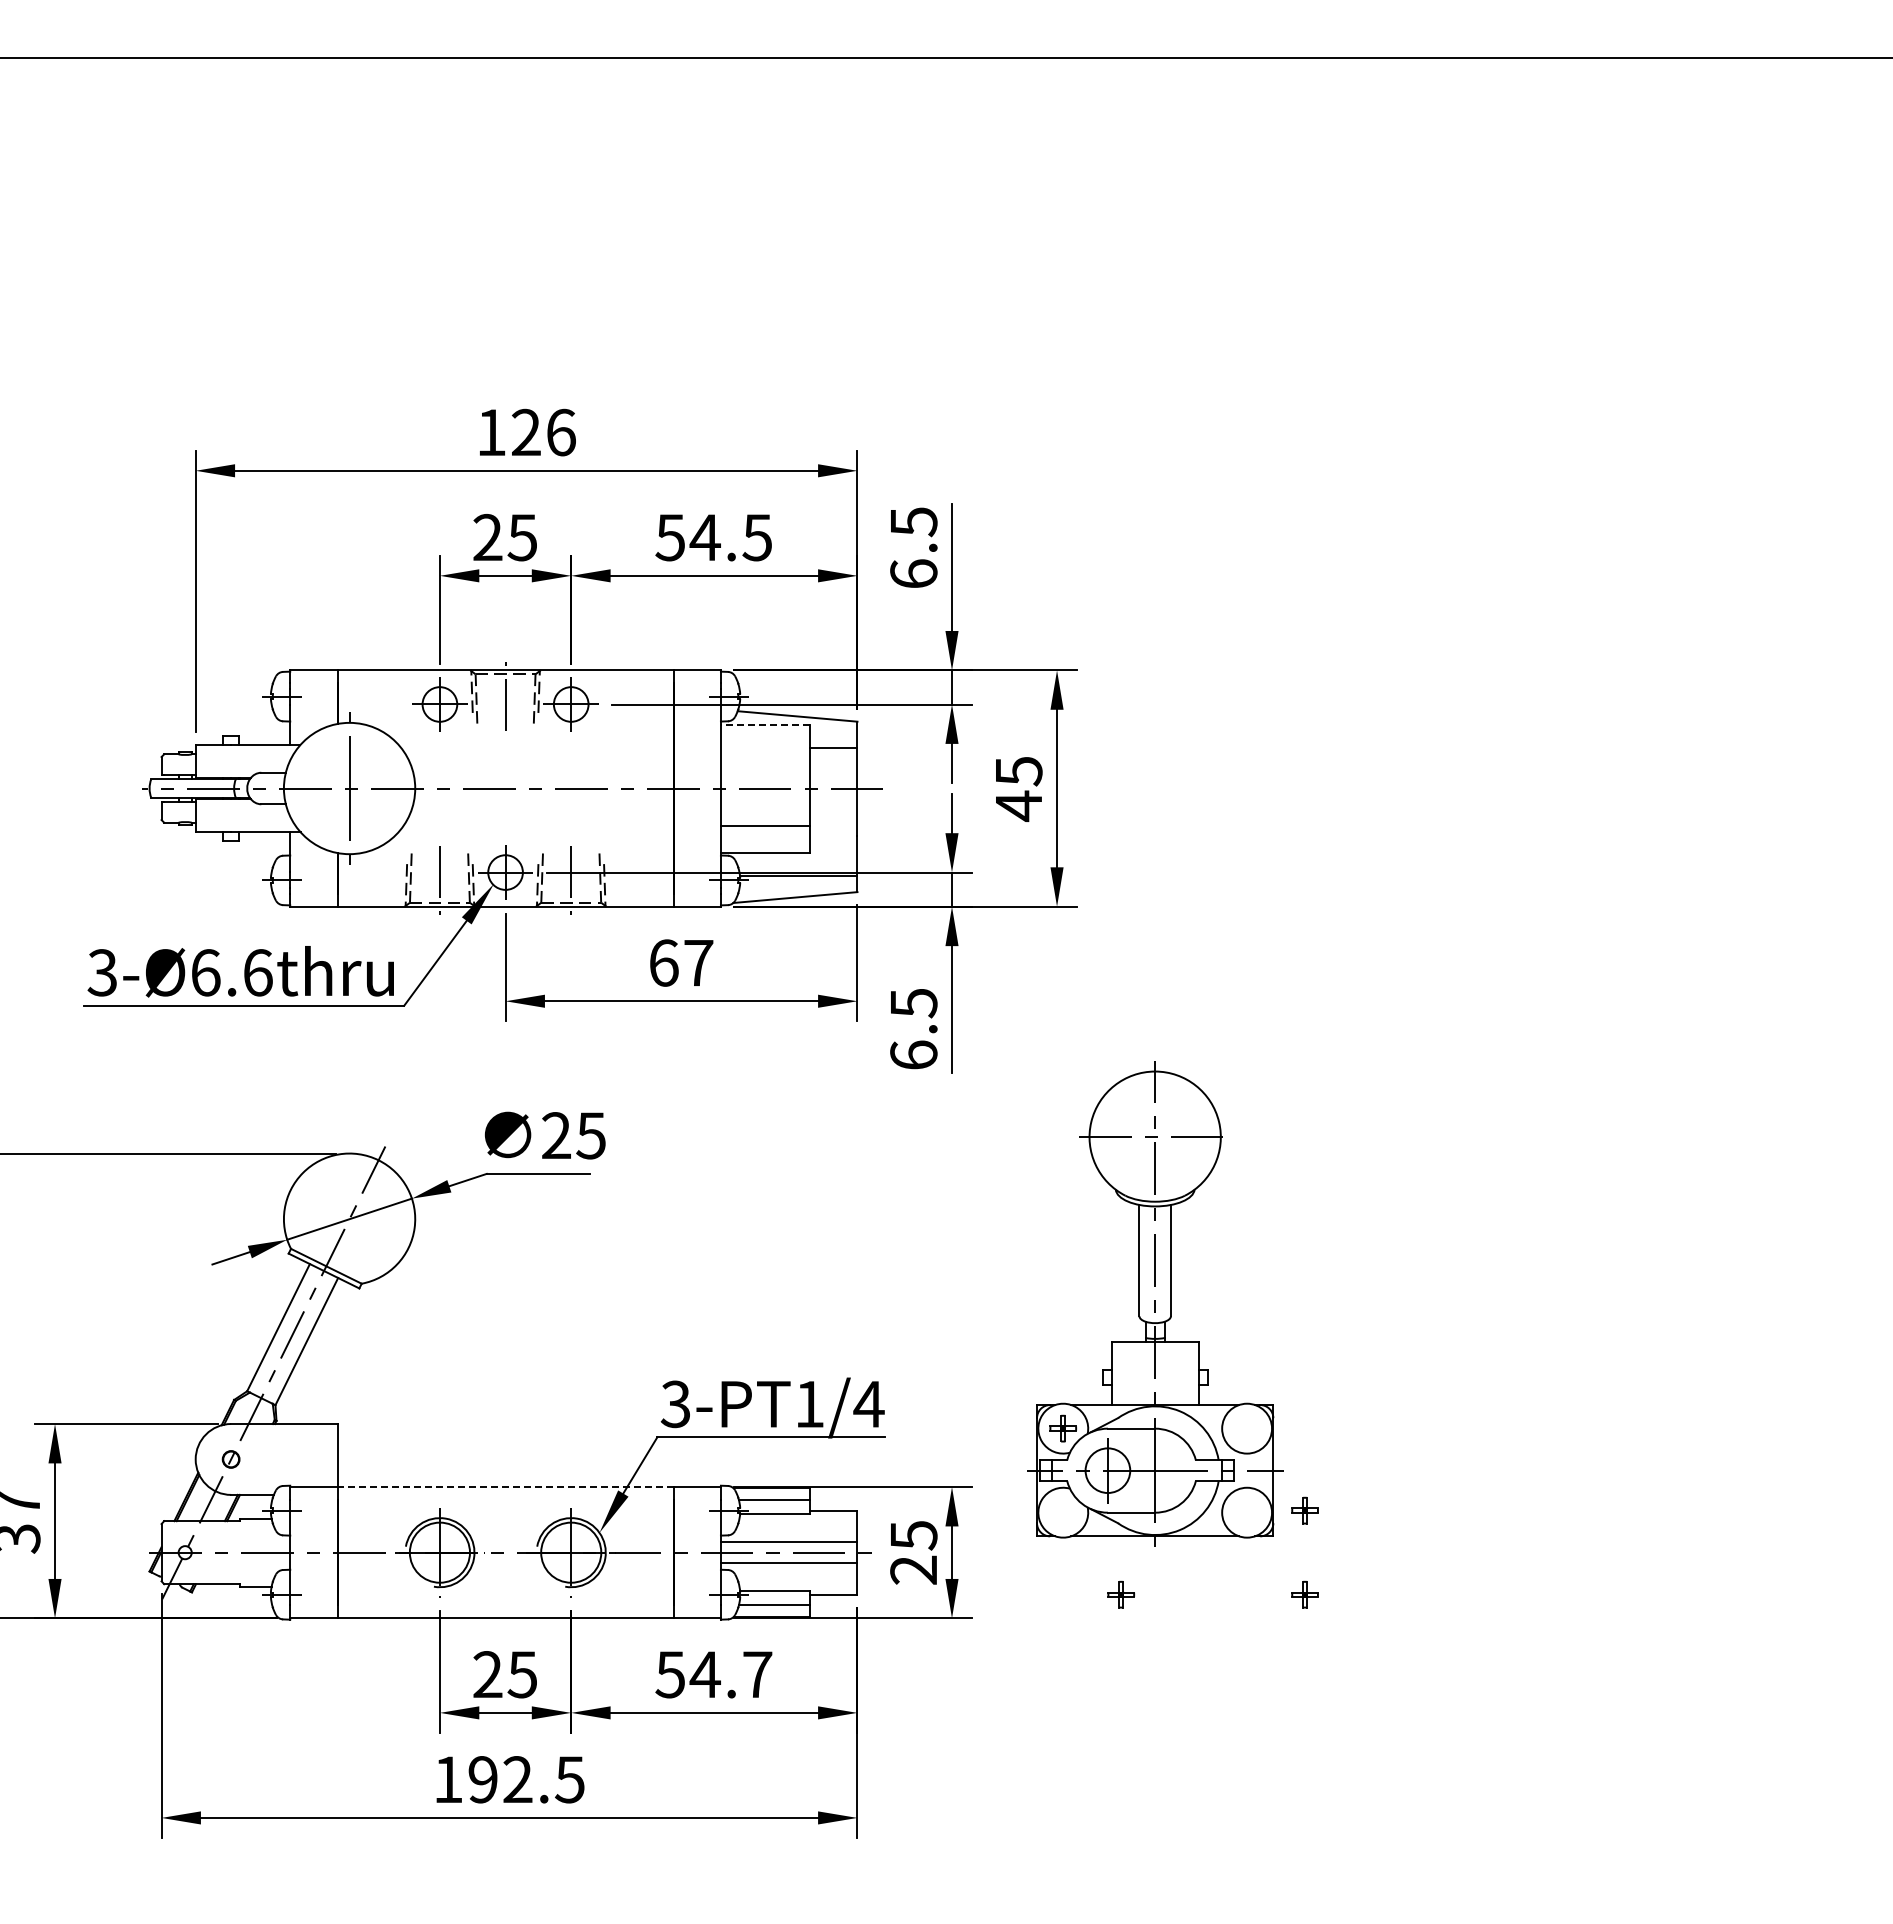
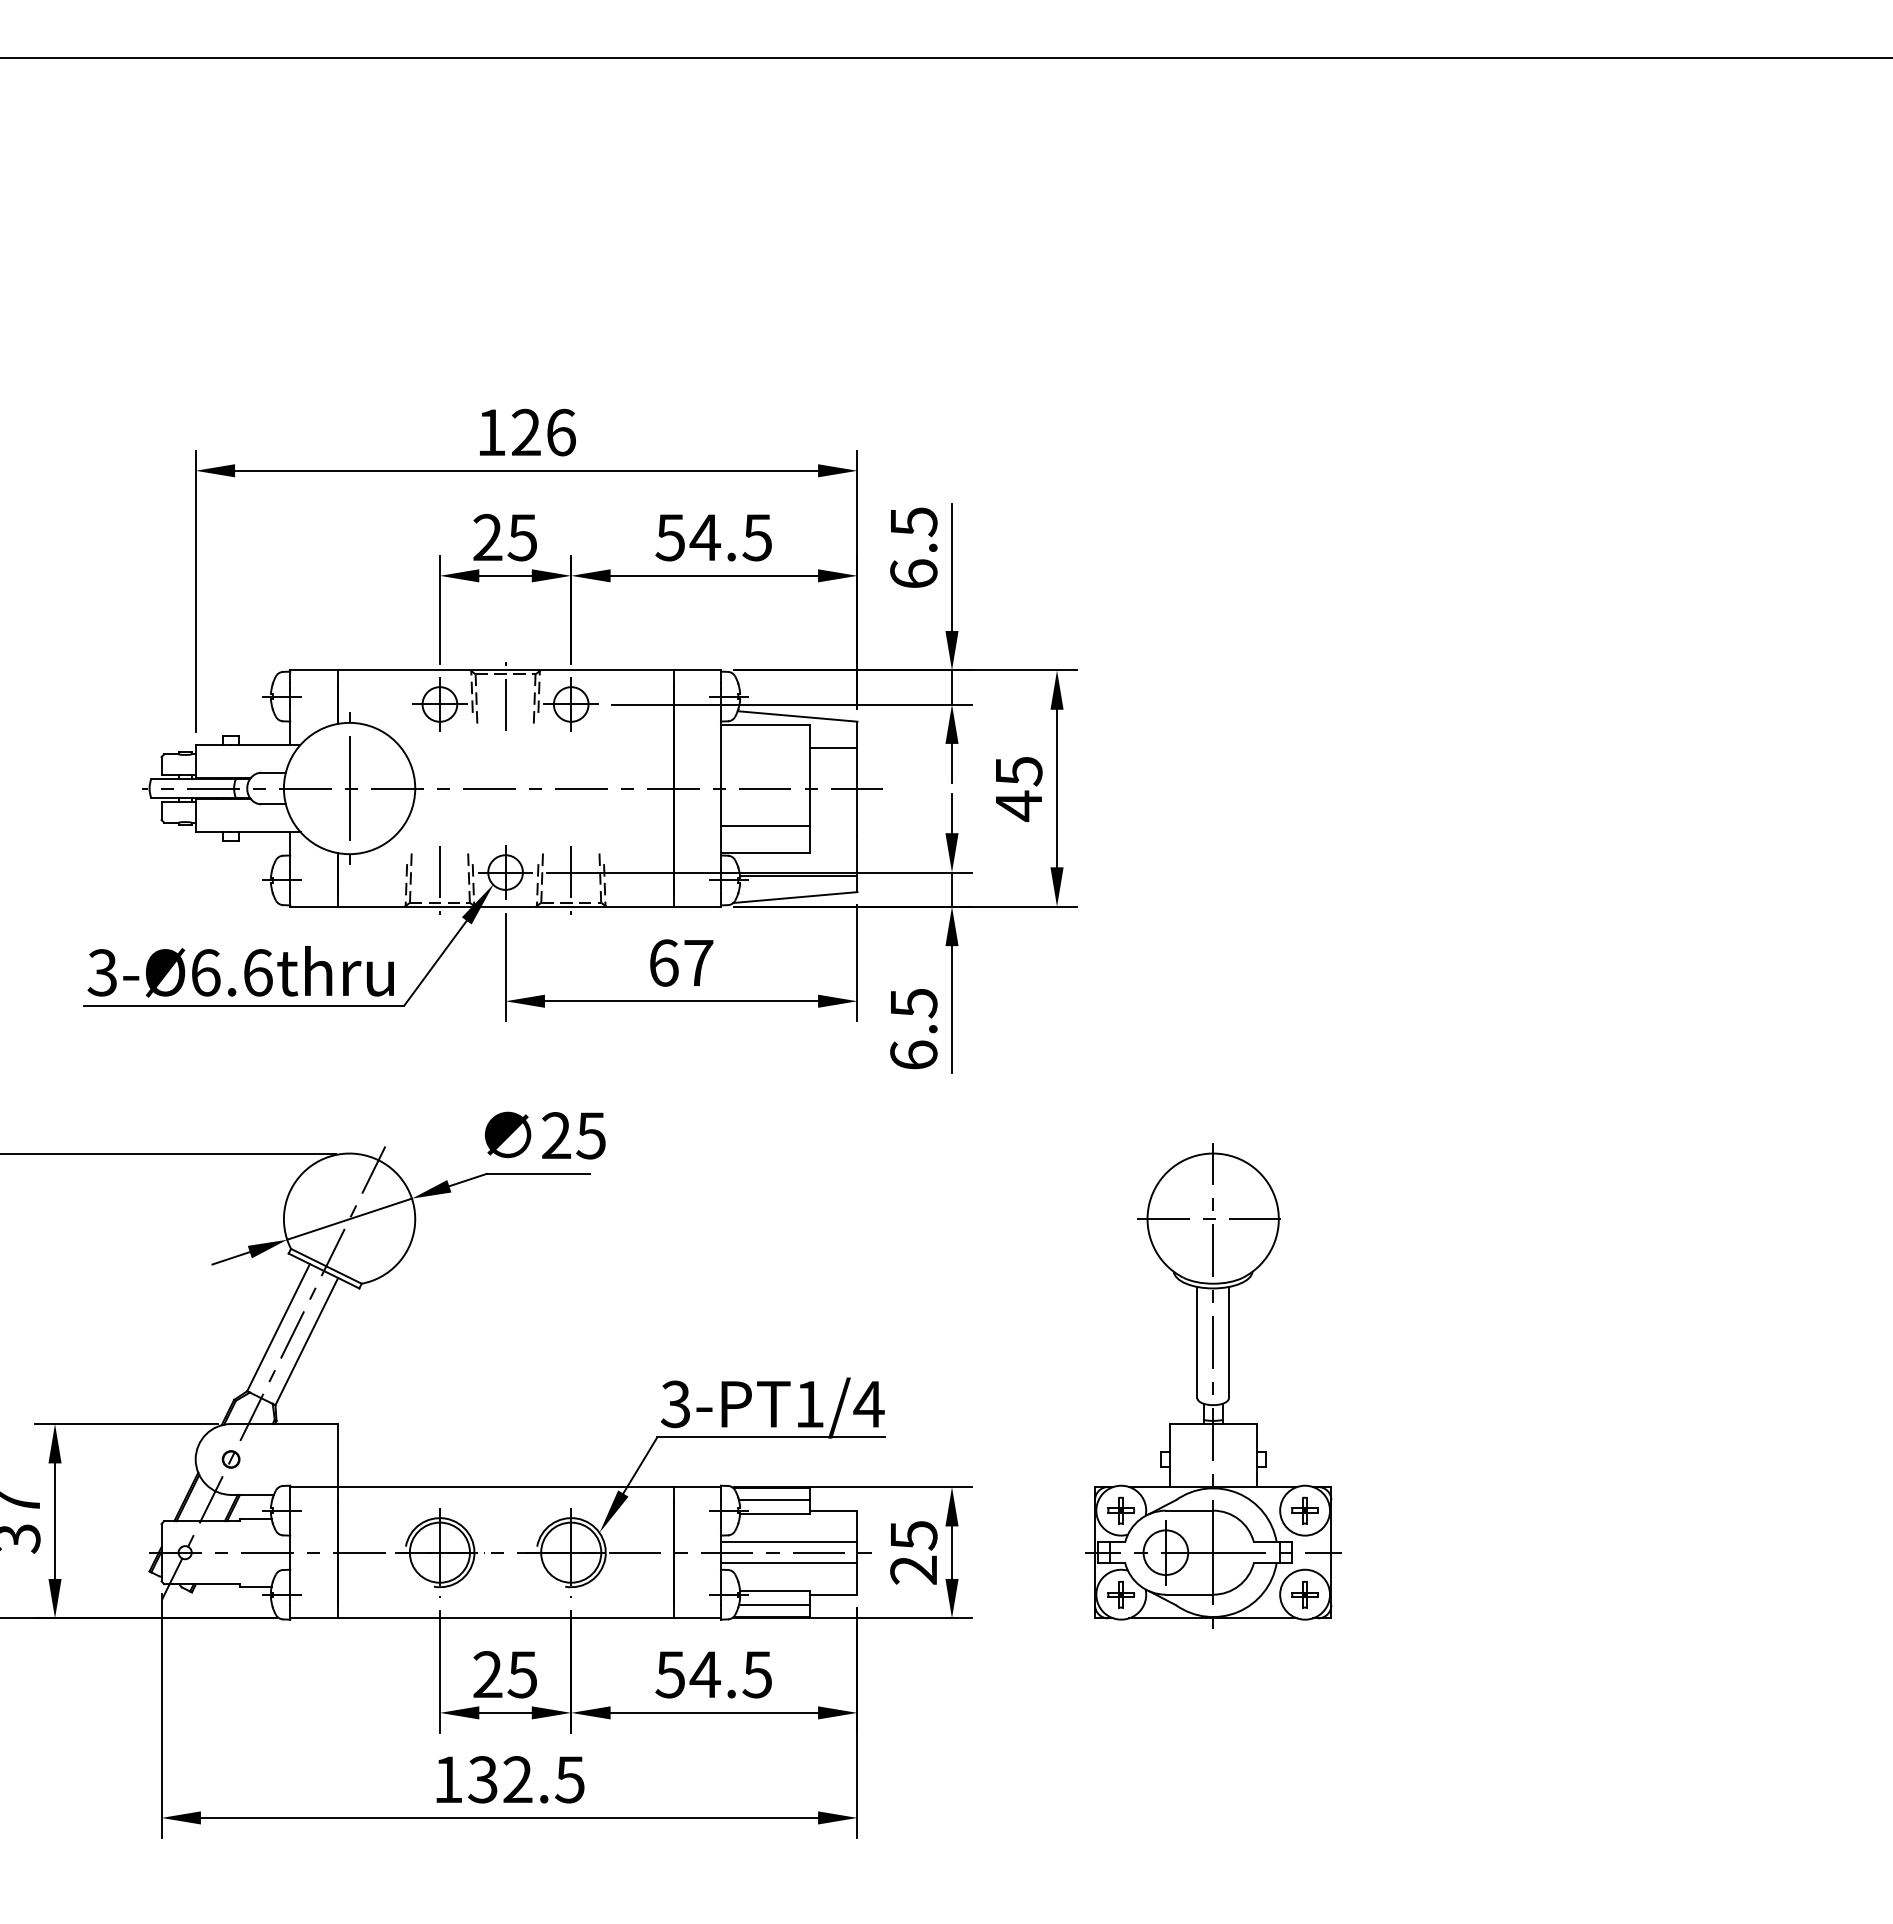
line: dashed -> solid (765, 725)
part position: (1155, 1303) -> (1213, 1385) (1213, 1385)
line: dashed -> solid (505, 1487)
text: 54.7 -> 54.5 (757, 1674)
text: 192.5 -> 132.5 (482, 1779)
